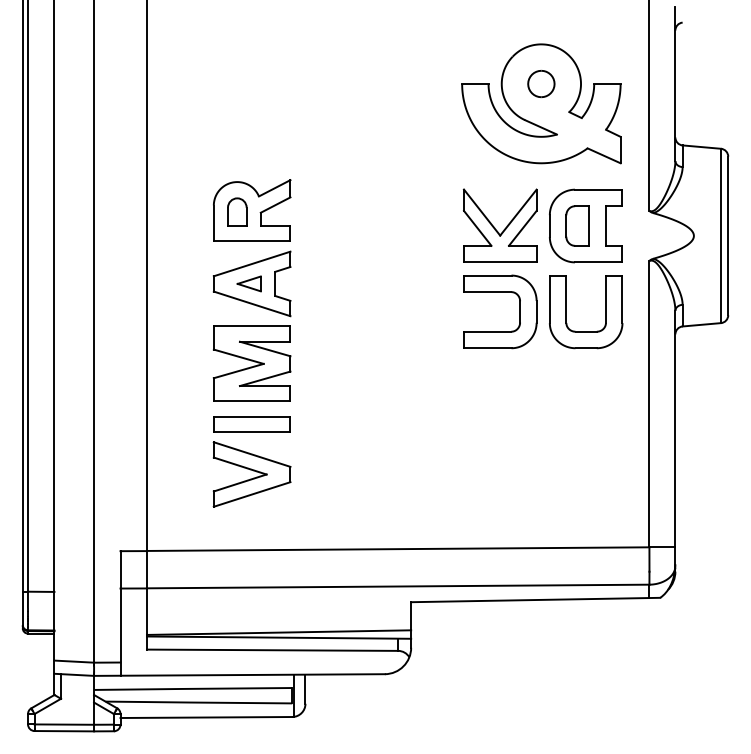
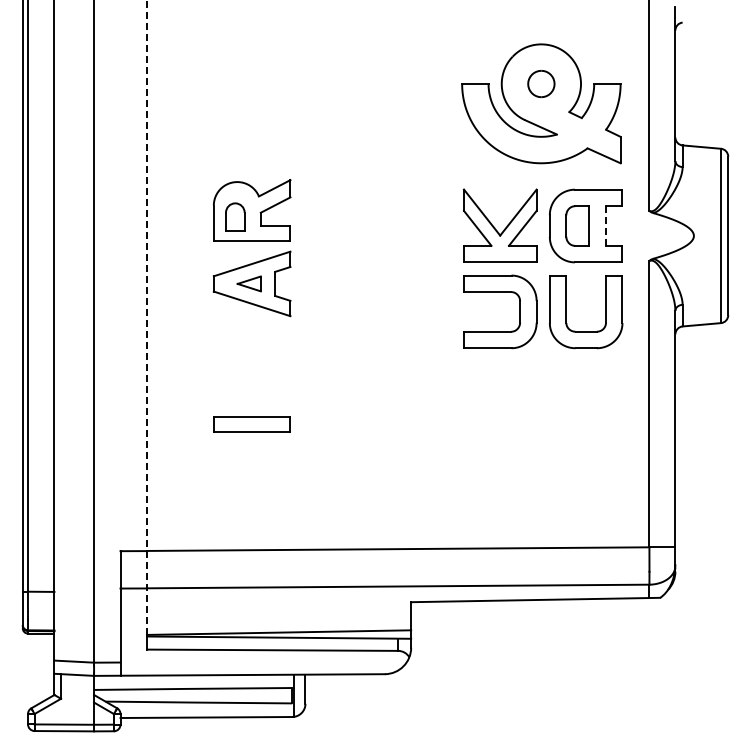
part position: (237, 211) -> (235, 216) (235, 216)
line: solid -> dashed (605, 226)
line: solid -> dashed (146, 316)
part: present -> none (251, 363)
part: present -> none (251, 474)
